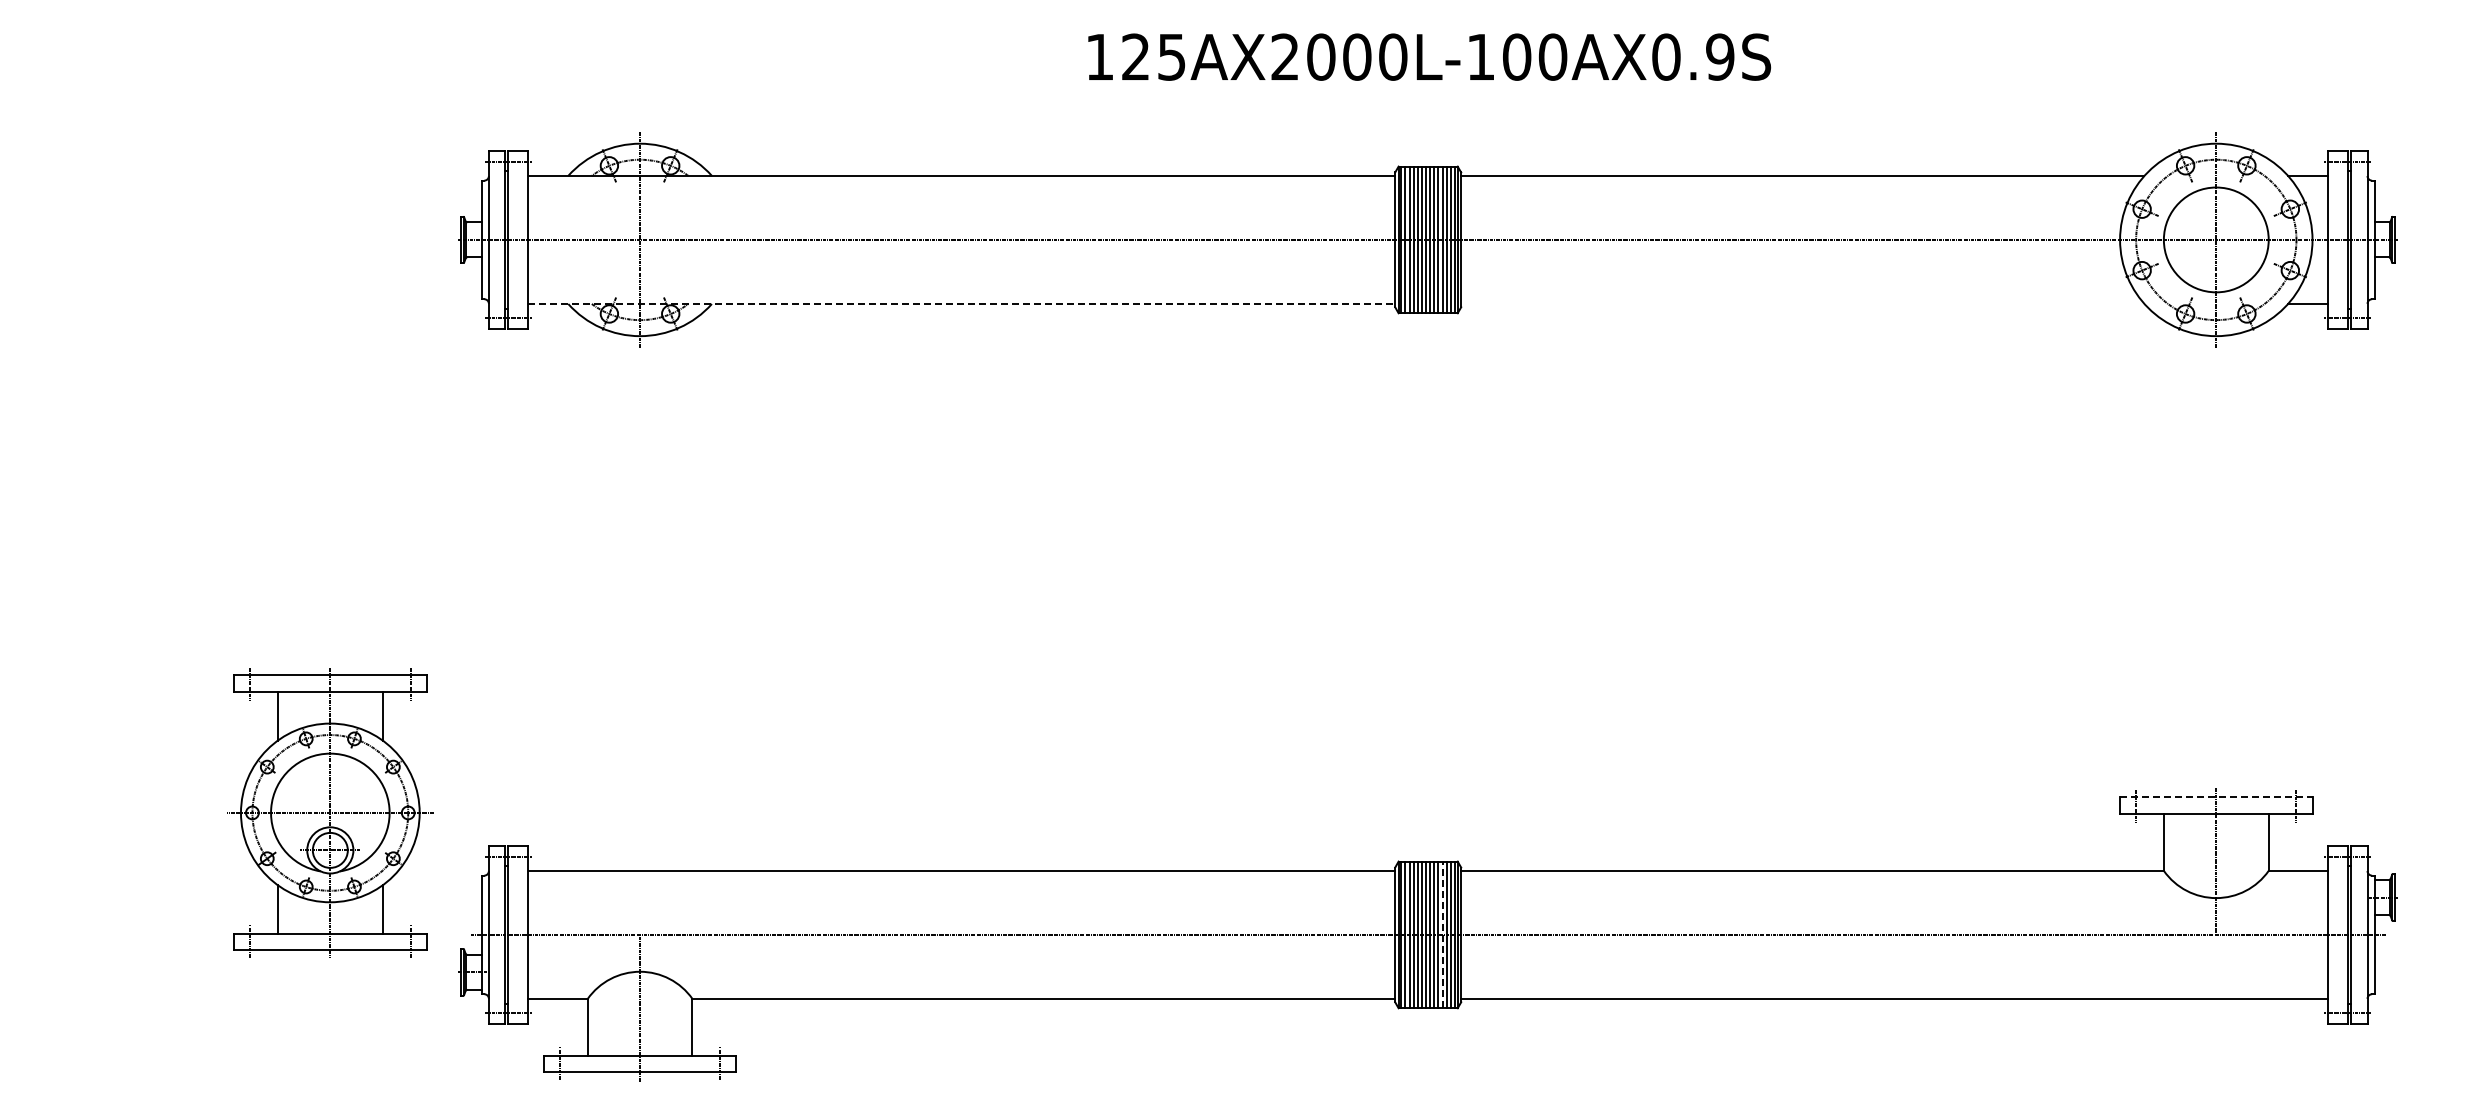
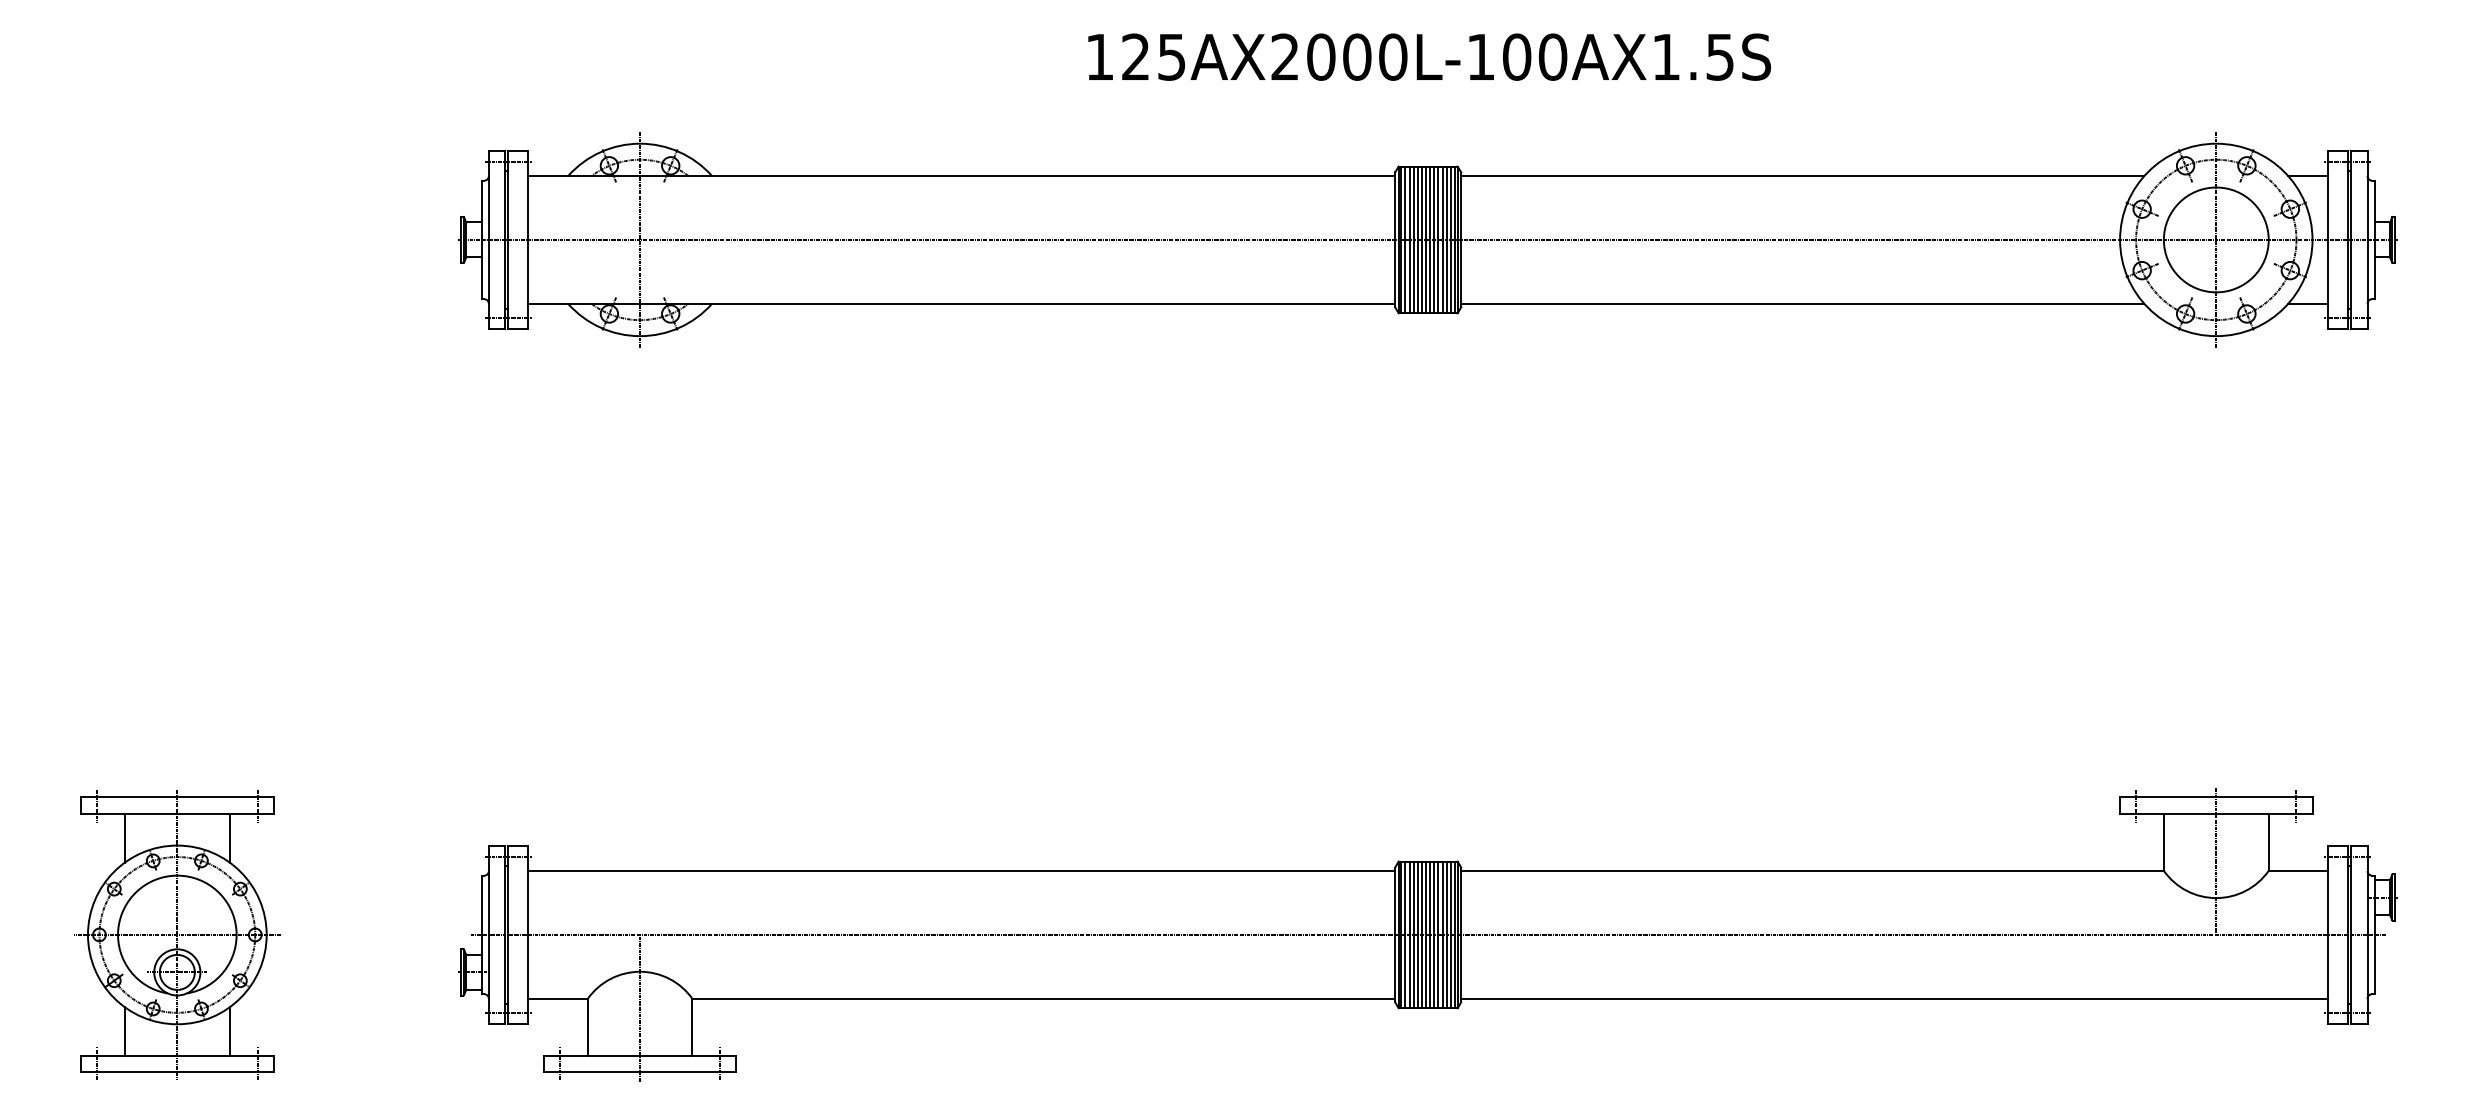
text: 125AX2000L-100AX0.9S -> 125AX2000L-100AX1.5S (1693, 56)
line: dashed -> solid (962, 304)
line: none -> present (1802, 304)
line: dashed -> solid (2216, 797)
part position: (330, 812) -> (177, 934) (177, 934)
line: dashed -> solid (1442, 934)
